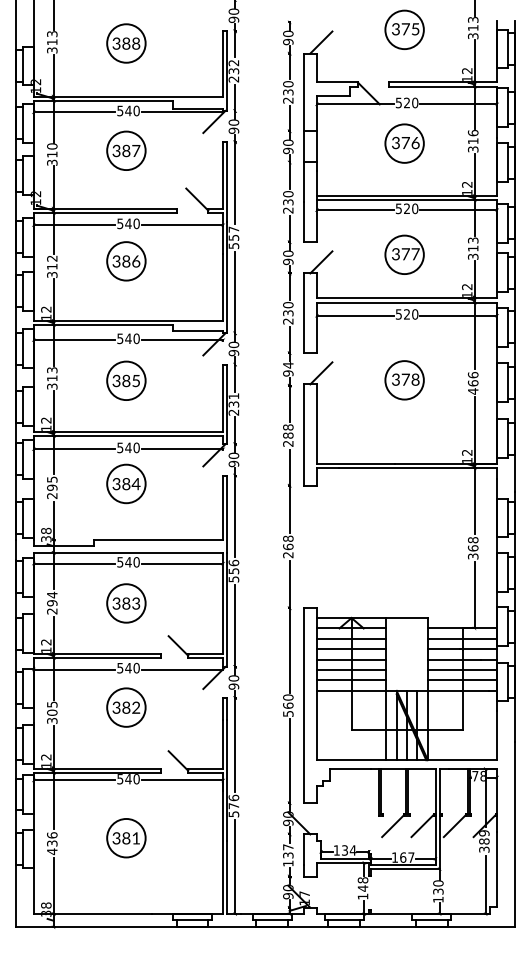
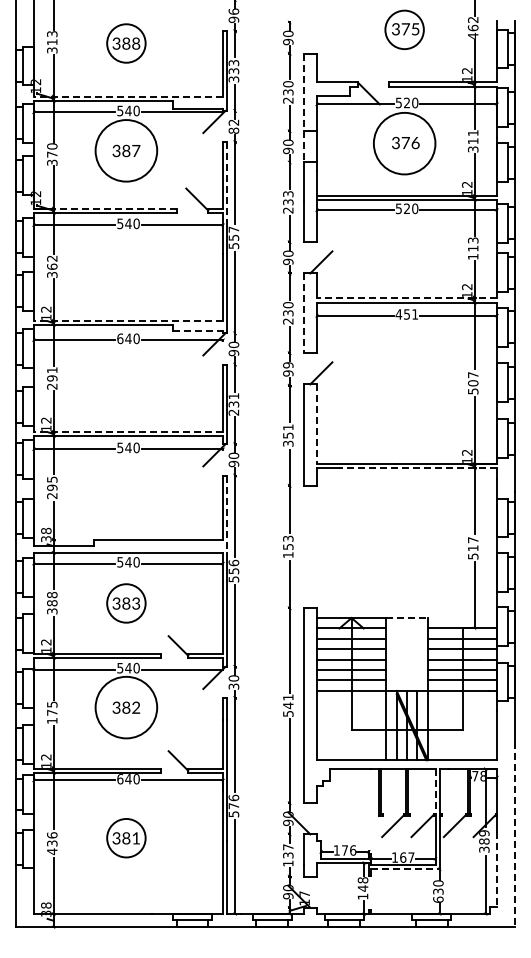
text: 90 -> 96 (233, 11)
text: 313 -> 462 (472, 28)
line: present -> none (321, 42)
text: 232 -> 333 (234, 71)
line: solid -> dashed (128, 96)
line: solid -> dashed (303, 108)
text: 90 -> 82 (233, 126)
text: 316 -> 311 (472, 133)
circle diameter: 38 px -> 62 px (404, 143)
circle diameter: 38 px -> 62 px (126, 150)
text: 310 -> 370 (52, 154)
line: solid -> dashed (227, 182)
text: 230 -> 233 (288, 194)
line: solid -> dashed (105, 208)
part: present -> none (404, 254)
text: 313 -> 113 (472, 256)
part: present -> none (126, 261)
text: 312 -> 362 (52, 266)
line: solid -> dashed (406, 298)
line: solid -> dashed (303, 313)
text: 520 -> 451 (406, 314)
line: solid -> dashed (128, 320)
line: solid -> dashed (198, 330)
text: 540 -> 640 (120, 338)
text: 94 -> 99 (288, 365)
text: 313 -> 291 (52, 378)
part: present -> none (126, 380)
part: present -> none (404, 380)
text: 466 -> 507 (472, 382)
line: solid -> dashed (316, 424)
line: solid -> dashed (128, 431)
text: 288 -> 351 (288, 435)
line: solid -> dashed (417, 468)
part: present -> none (126, 483)
line: solid -> dashed (227, 514)
text: 268 -> 153 (288, 546)
text: 368 -> 517 (472, 548)
text: 294 -> 388 (52, 602)
line: solid -> dashed (407, 618)
text: 90 -> 30 (233, 686)
text: 560 -> 541 (288, 701)
circle diameter: 38 px -> 62 px (126, 707)
text: 305 -> 175 (52, 716)
text: 540 -> 640 (120, 779)
line: solid -> dashed (435, 791)
line: solid -> dashed (514, 834)
text: 134 -> 176 (349, 850)
line: solid -> dashed (405, 869)
line: solid -> dashed (497, 869)
text: 130 -> 630 (438, 899)
